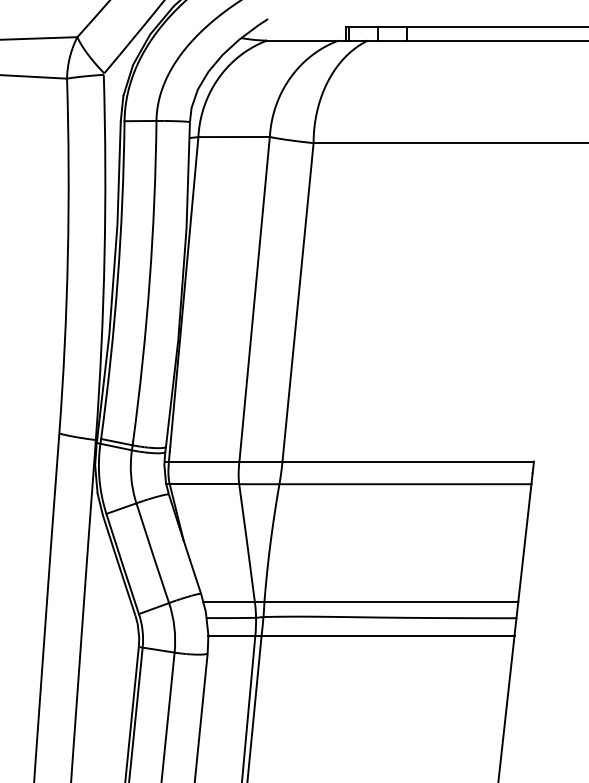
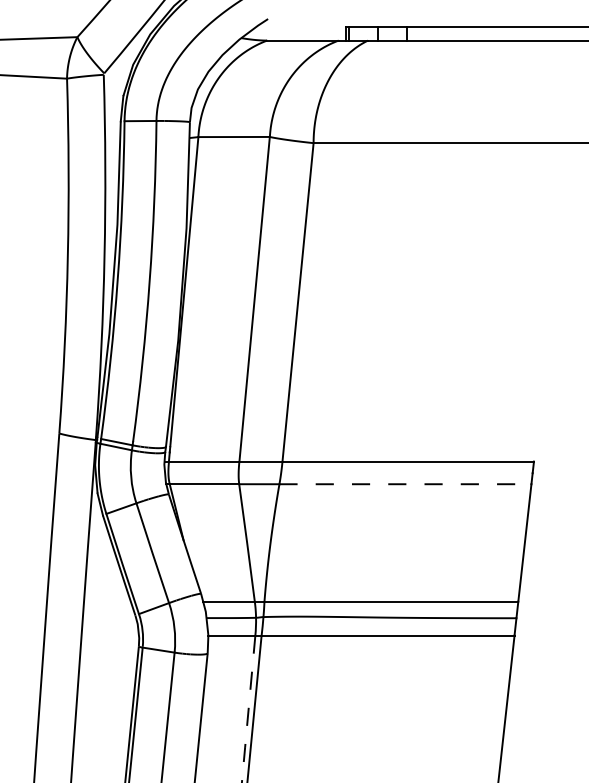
line: solid -> dashed (405, 484)
arc: solid -> dashed (248, 709)
